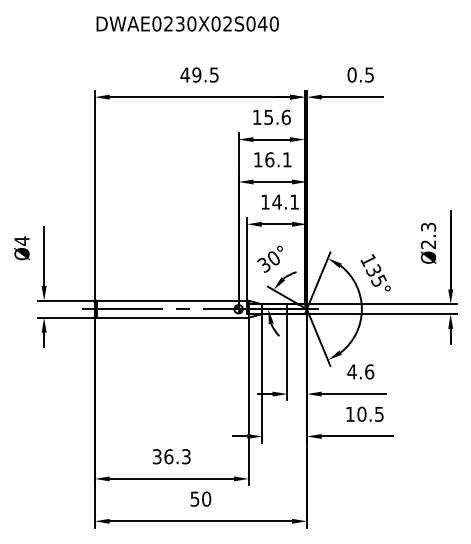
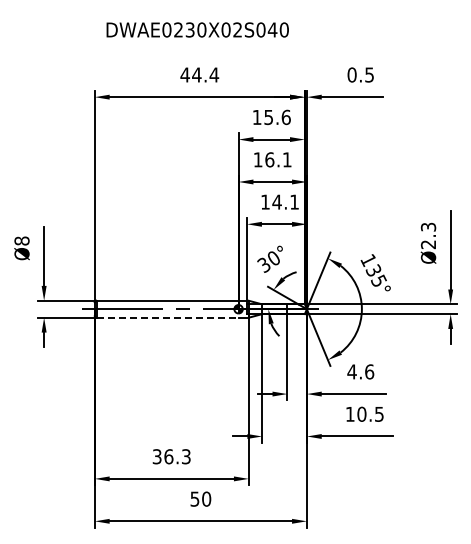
text position: (187, 23) -> (197, 29) (197, 29)
text: 49.5 -> 44.4 (205, 74)
text: Ø4 -> Ø8 (21, 240)
line: solid -> dashed (168, 317)
